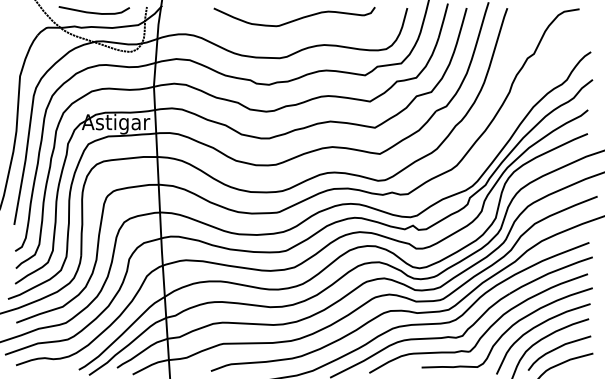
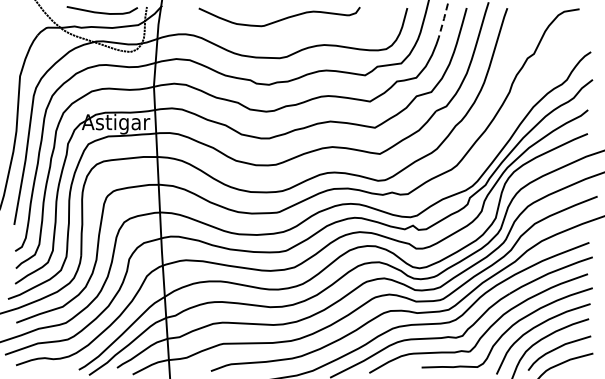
curve position: (94, 12) -> (102, 12) (102, 12)
curve position: (294, 19) -> (279, 19) (279, 19)
line: solid -> dashed (443, 21)
